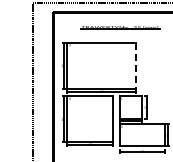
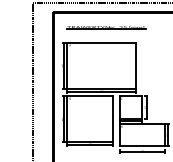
line position: (120, 27) -> (106, 27) (106, 27)
line: dashed -> solid (136, 65)
